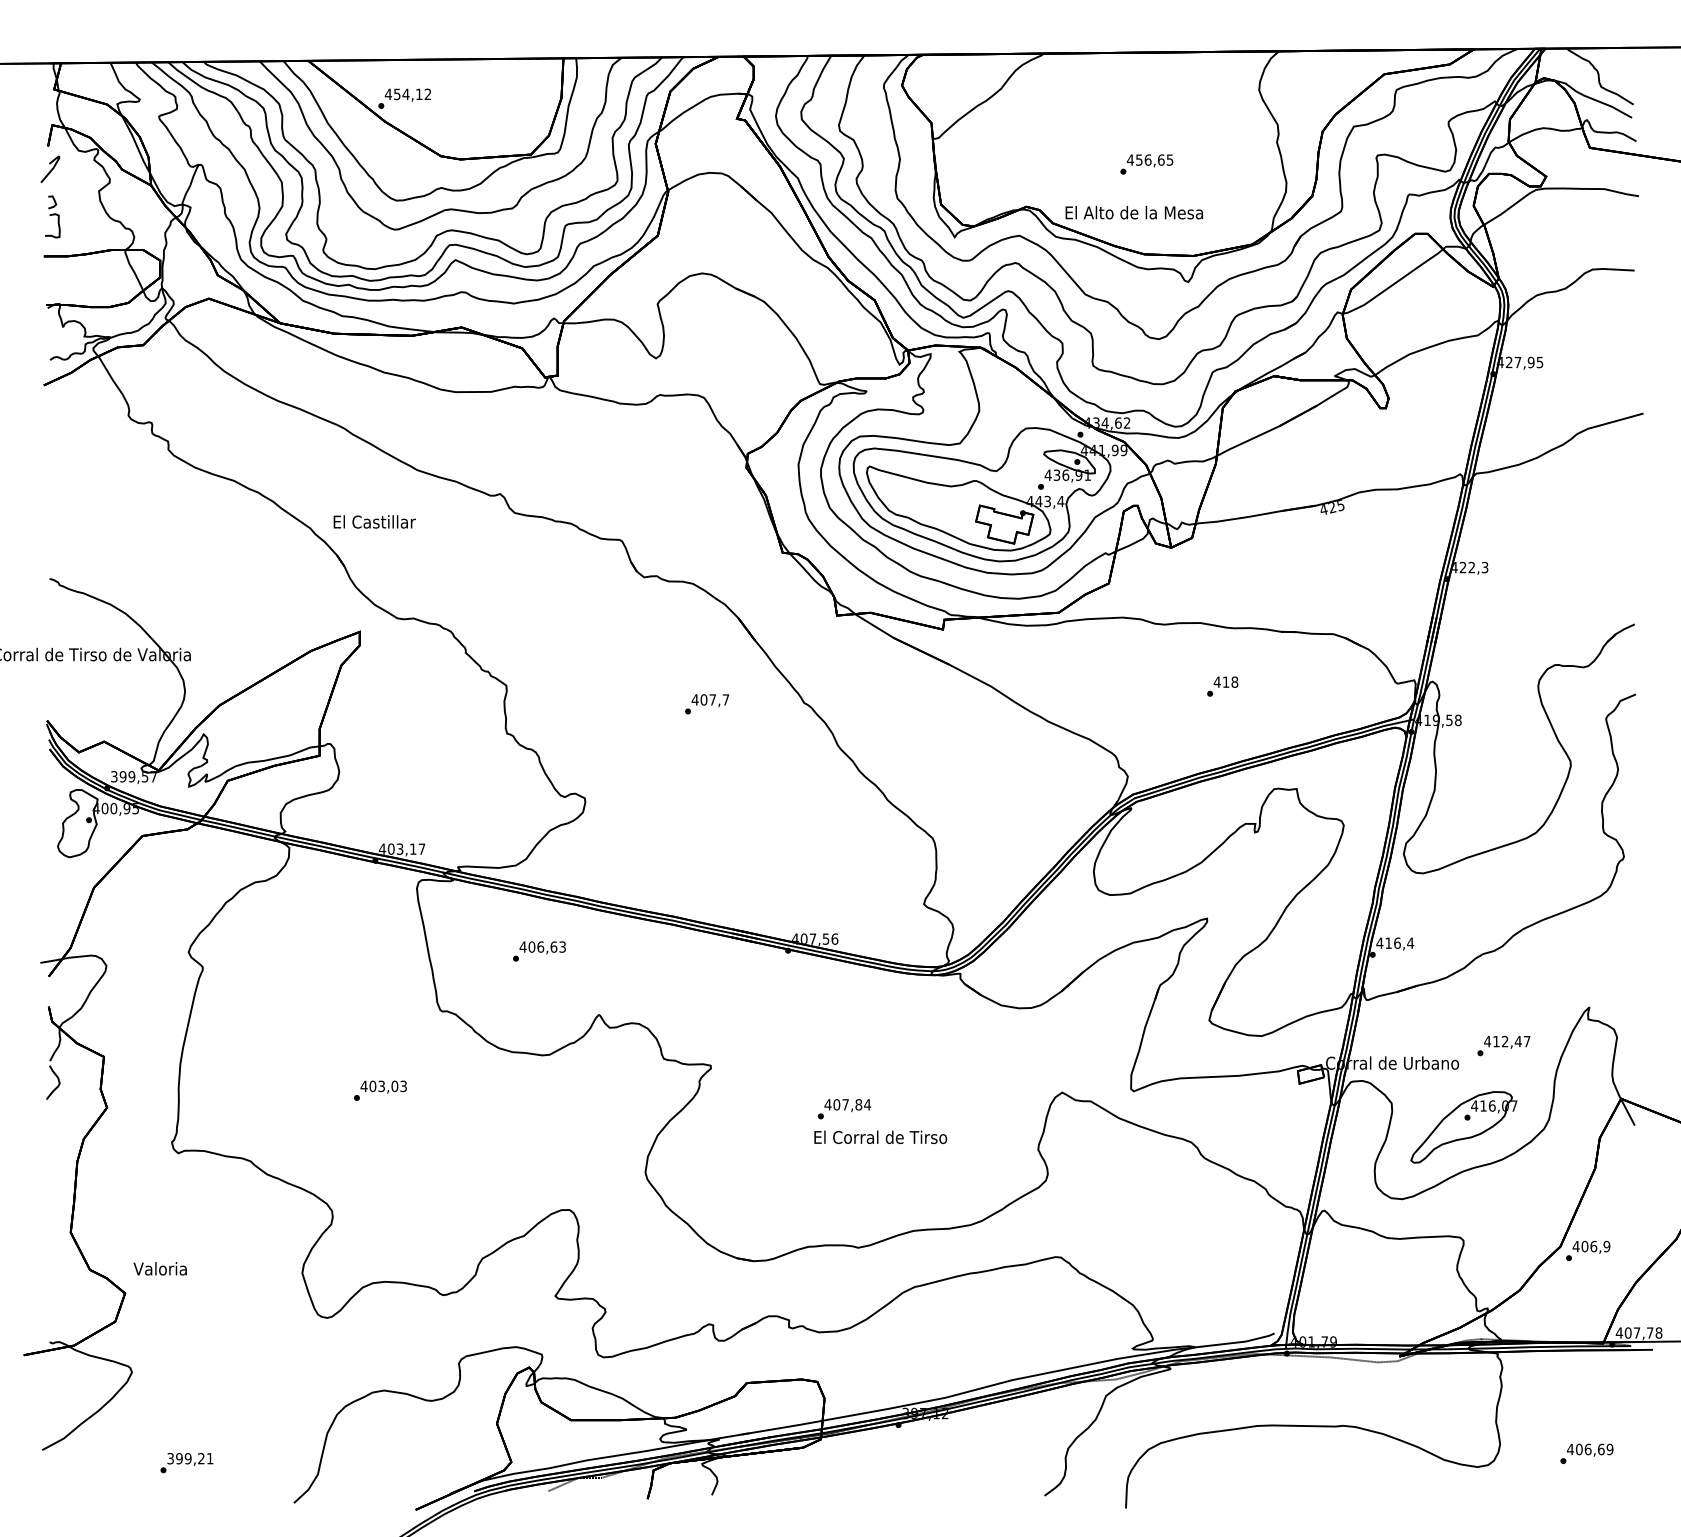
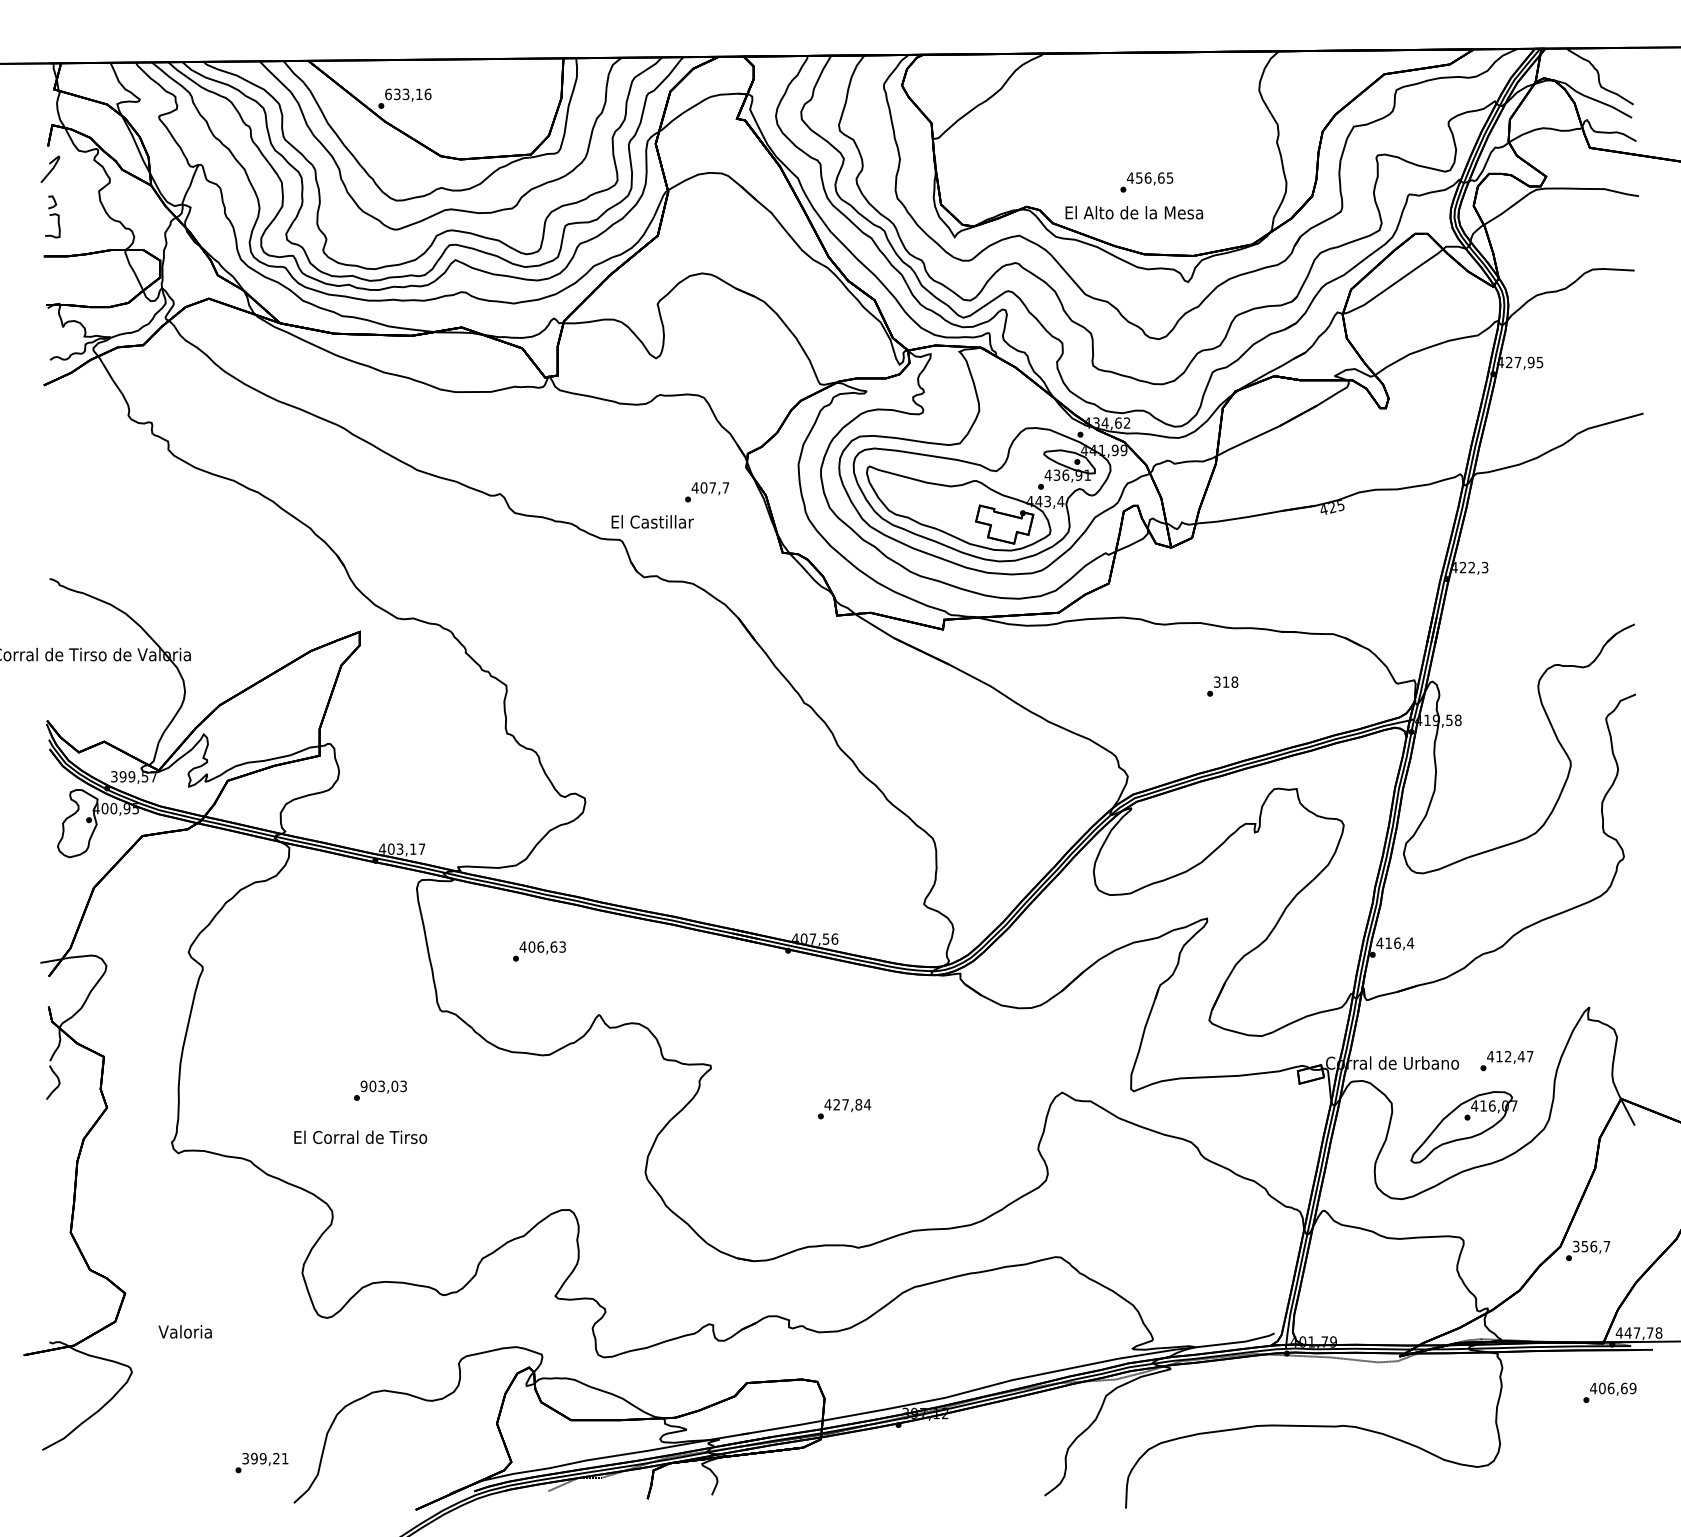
text: 454,12 -> 633,16 (407, 94)
text position: (1146, 164) -> (1146, 182) (1146, 182)
text position: (374, 521) -> (652, 521) (652, 521)
text: 418 -> 318 (1216, 681)
text position: (707, 704) -> (707, 492) (707, 492)
text position: (1503, 1045) -> (1506, 1060) (1506, 1060)
text: 403,03 -> 903,03 (363, 1086)
text: 407,84 -> 427,84 (836, 1104)
text position: (880, 1136) -> (360, 1136) (360, 1136)
text: 406,9 -> 356,7 (1591, 1246)
text position: (159, 1268) -> (184, 1331) (184, 1331)
text: 407,78 -> 447,78 (1627, 1332)
text position: (1586, 1453) -> (1609, 1392) (1609, 1392)
text position: (186, 1463) -> (261, 1463) (261, 1463)
